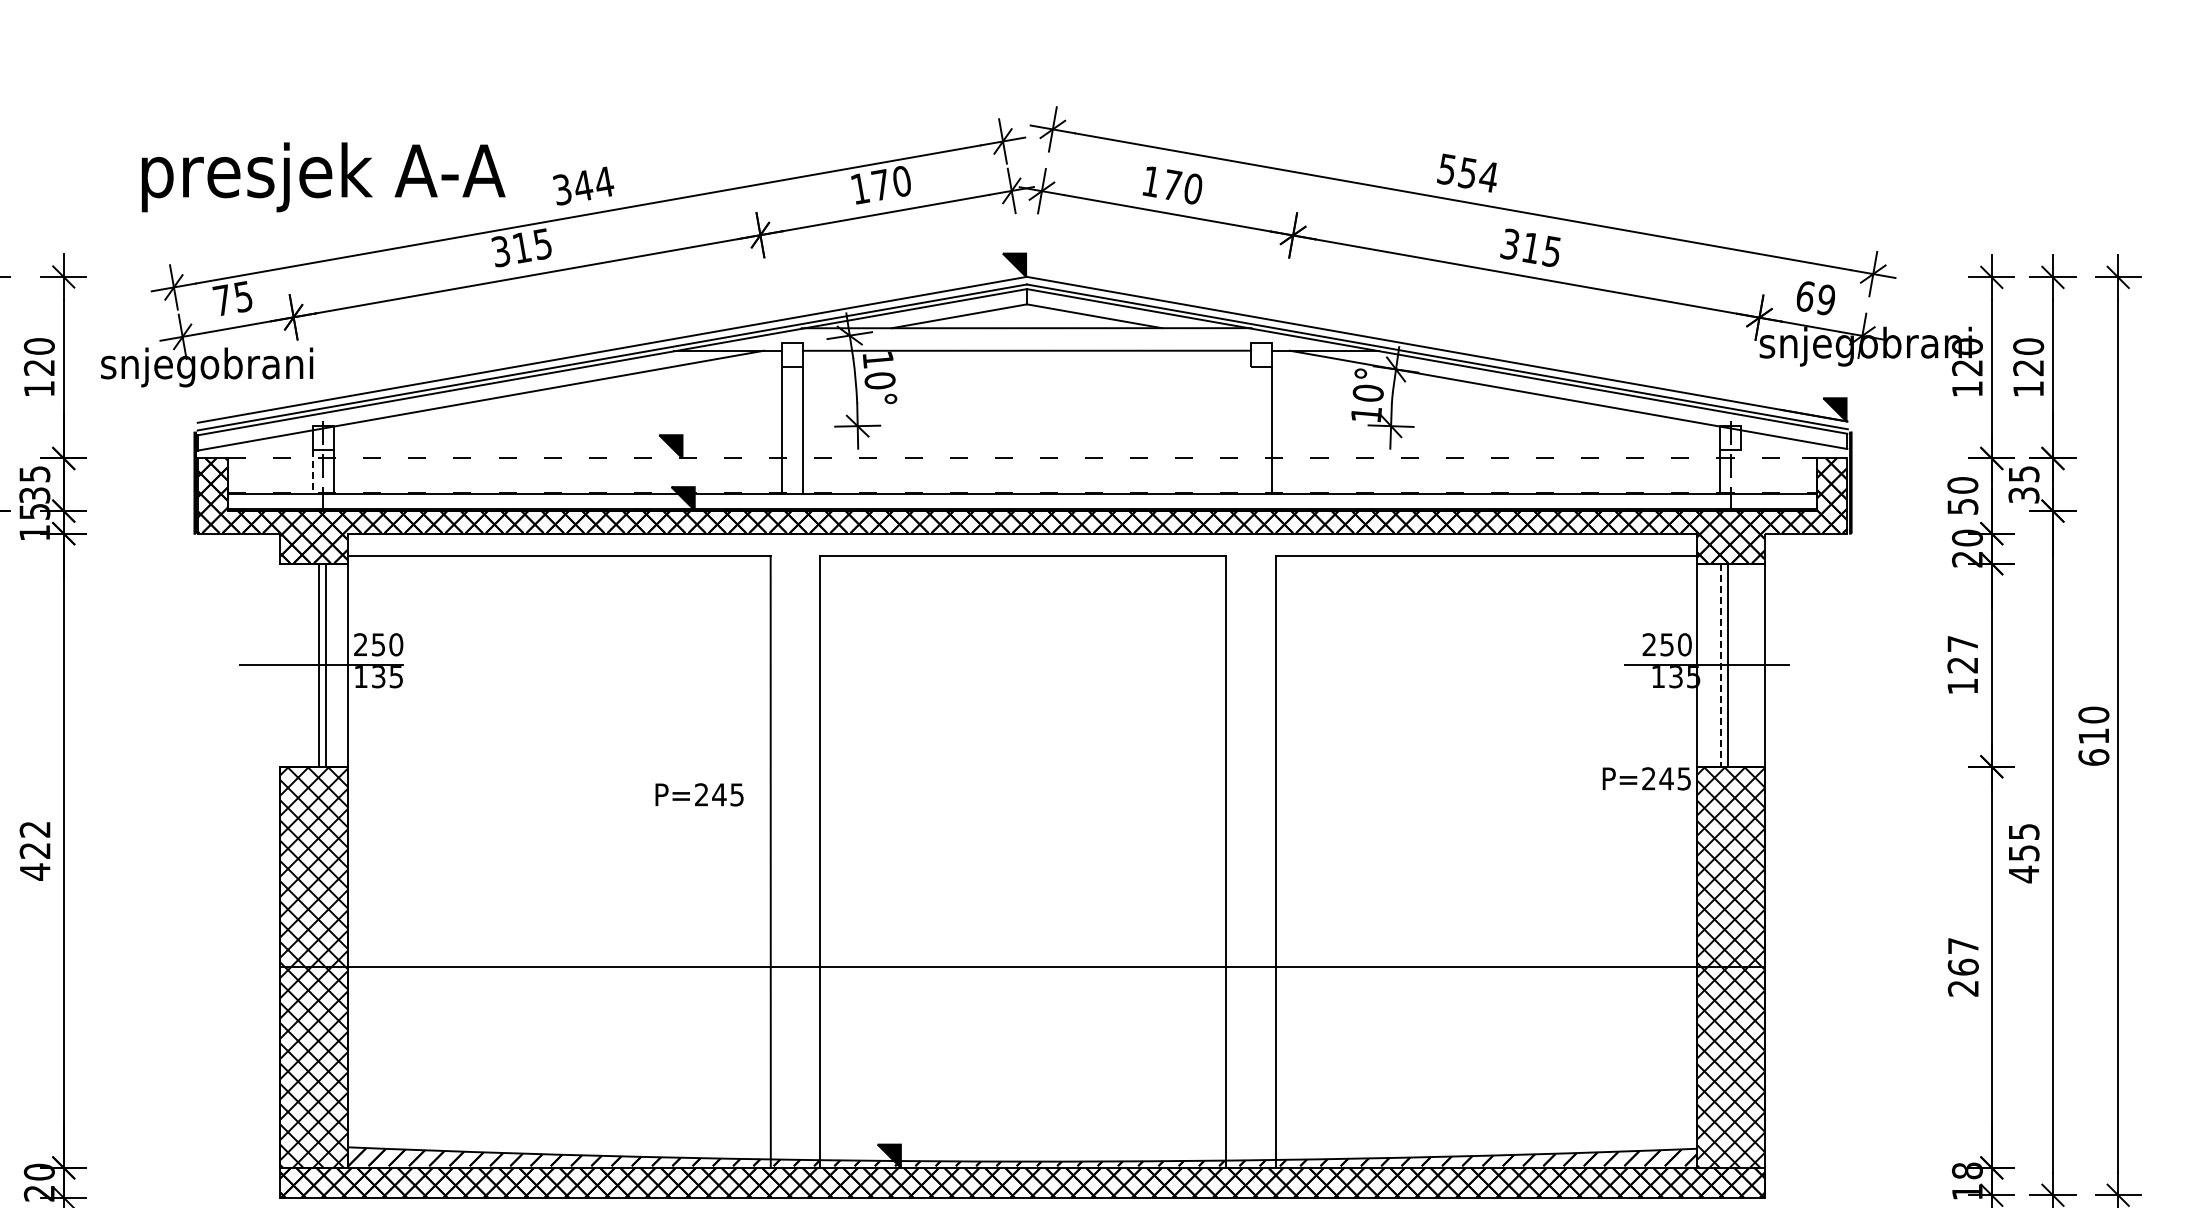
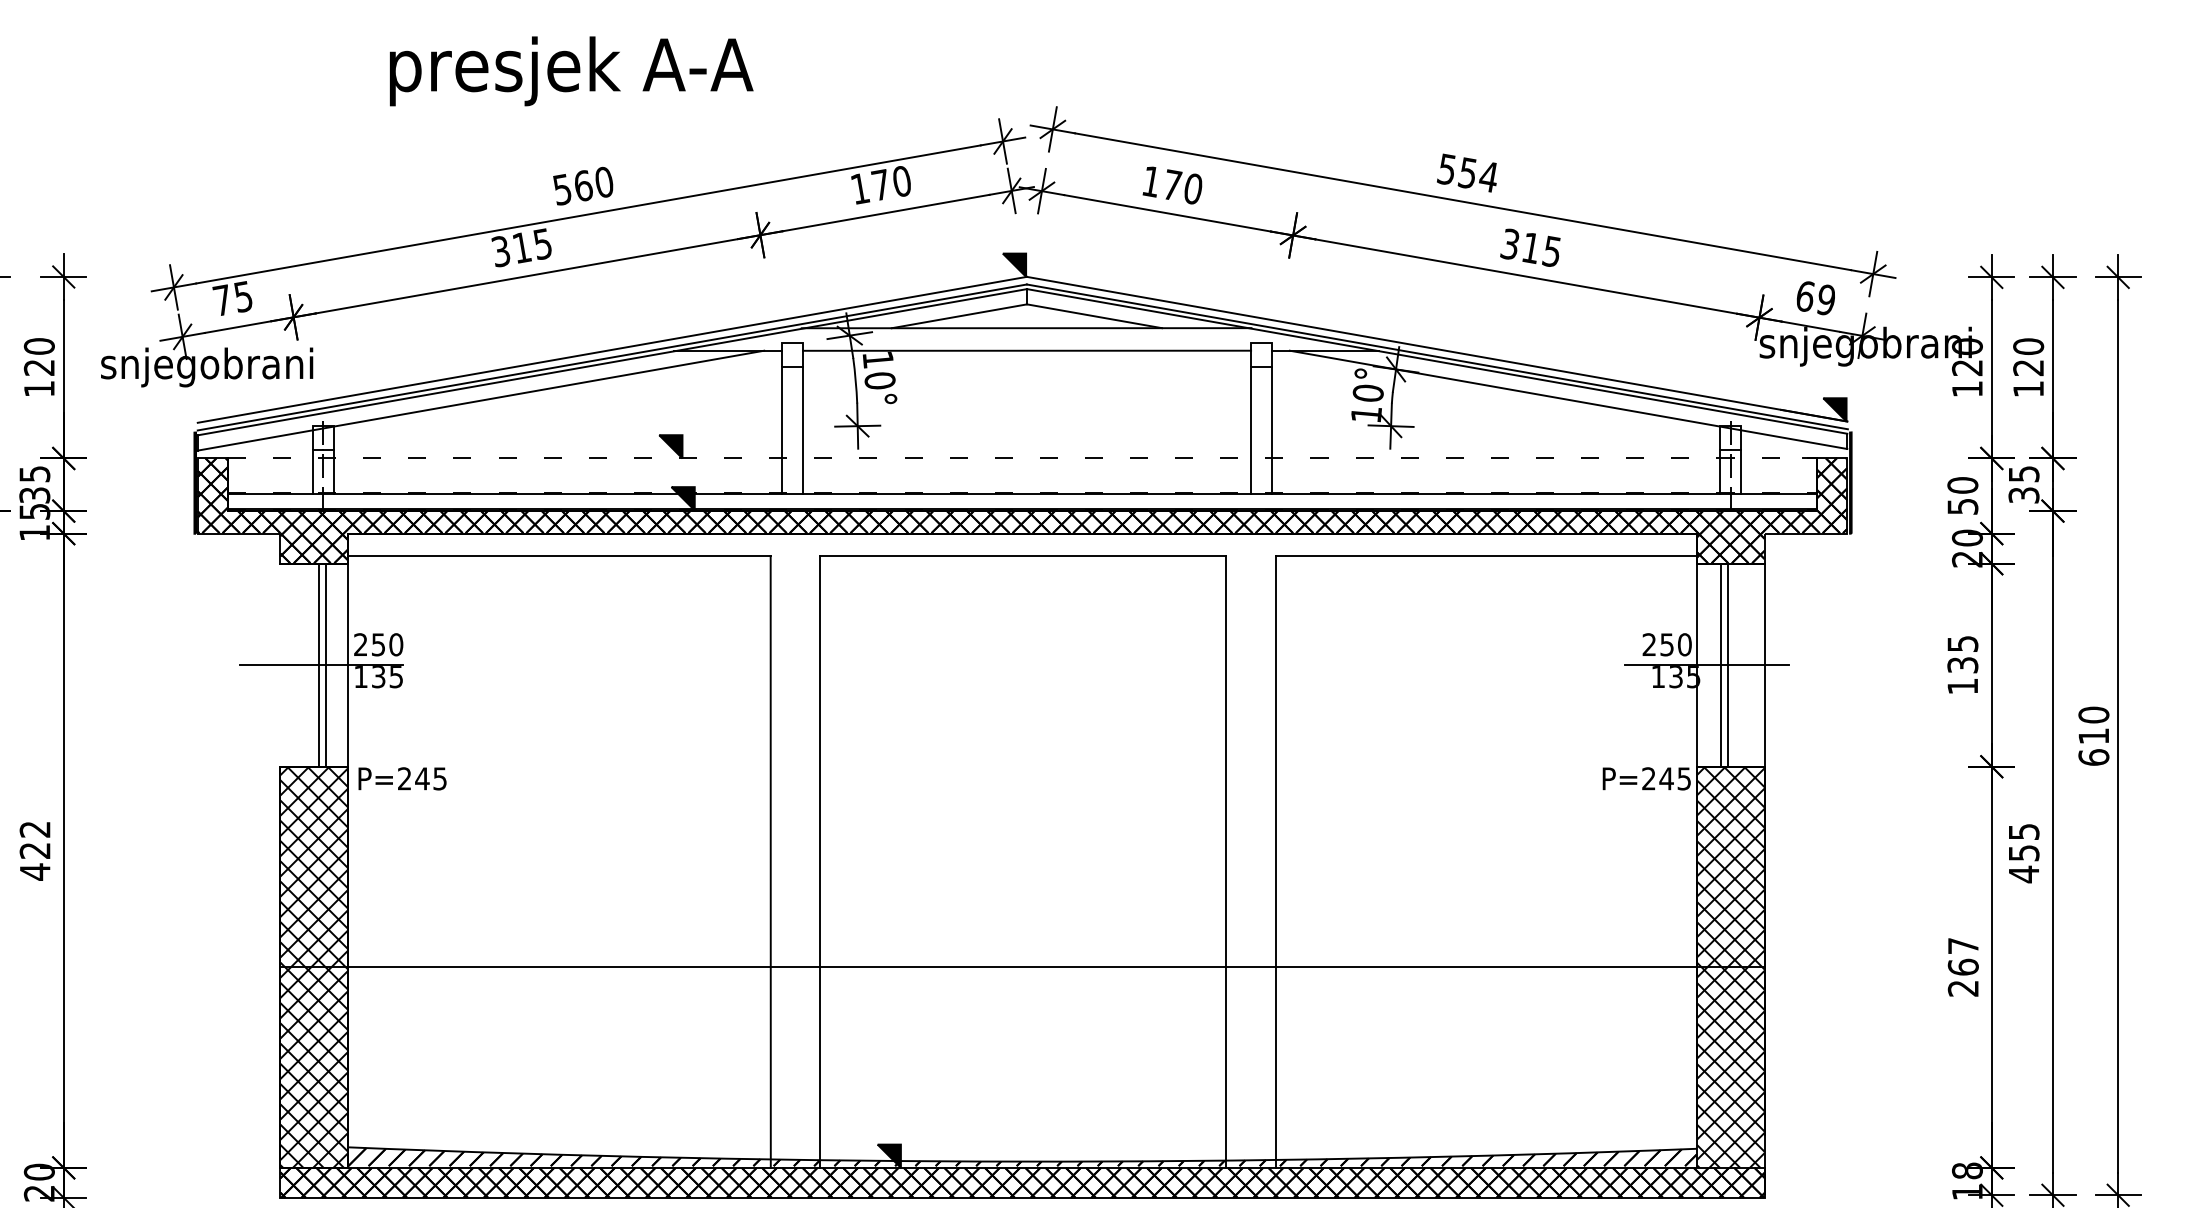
text position: (323, 177) -> (571, 71) (571, 71)
text: 344 -> 560 (583, 185)
line: none -> present (1251, 430)
line: dashed -> solid (312, 472)
line: none -> present (1741, 472)
text: 127 -> 135 (1962, 654)
line: dashed -> solid (1720, 665)
text position: (699, 794) -> (402, 778) (402, 778)
